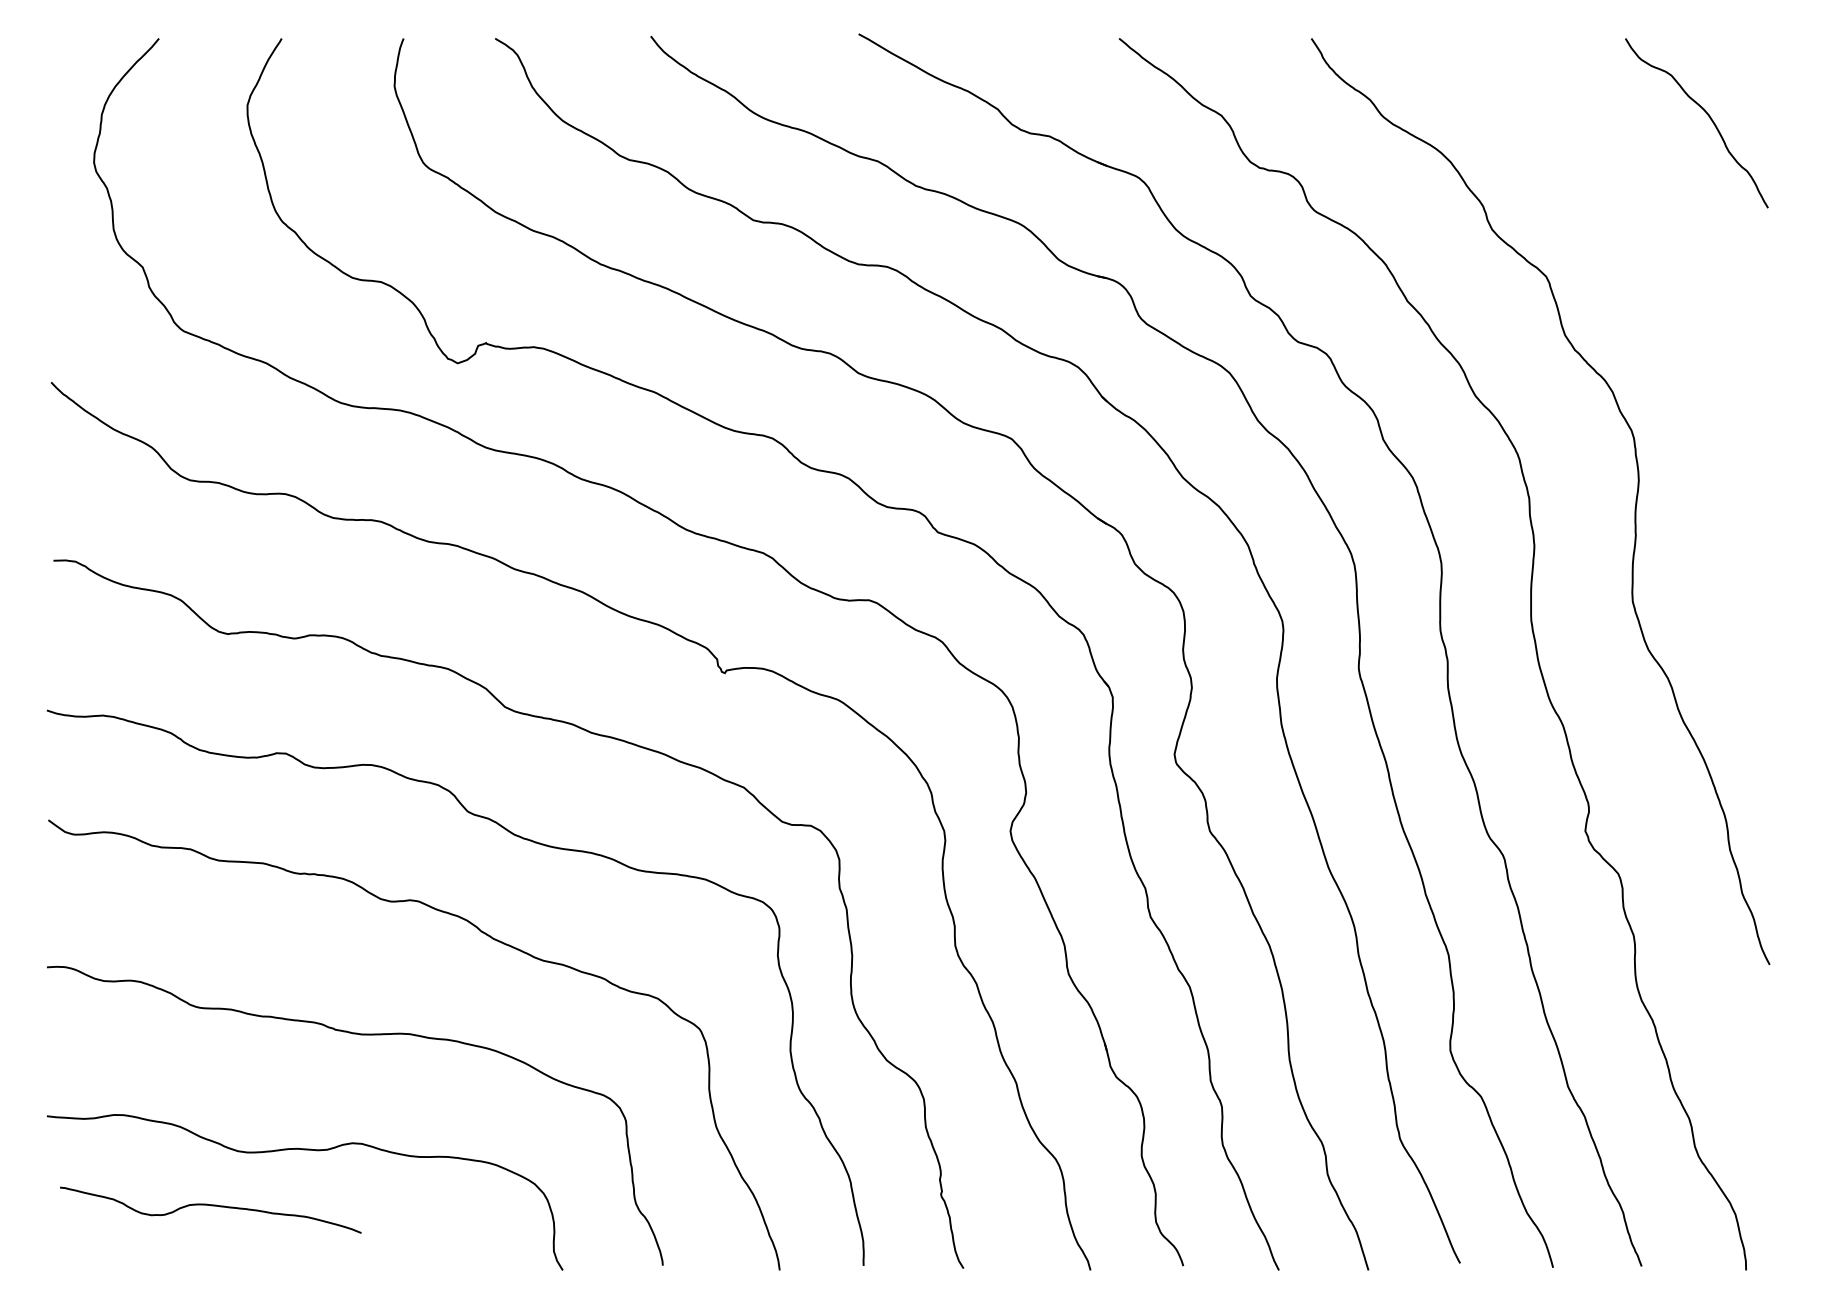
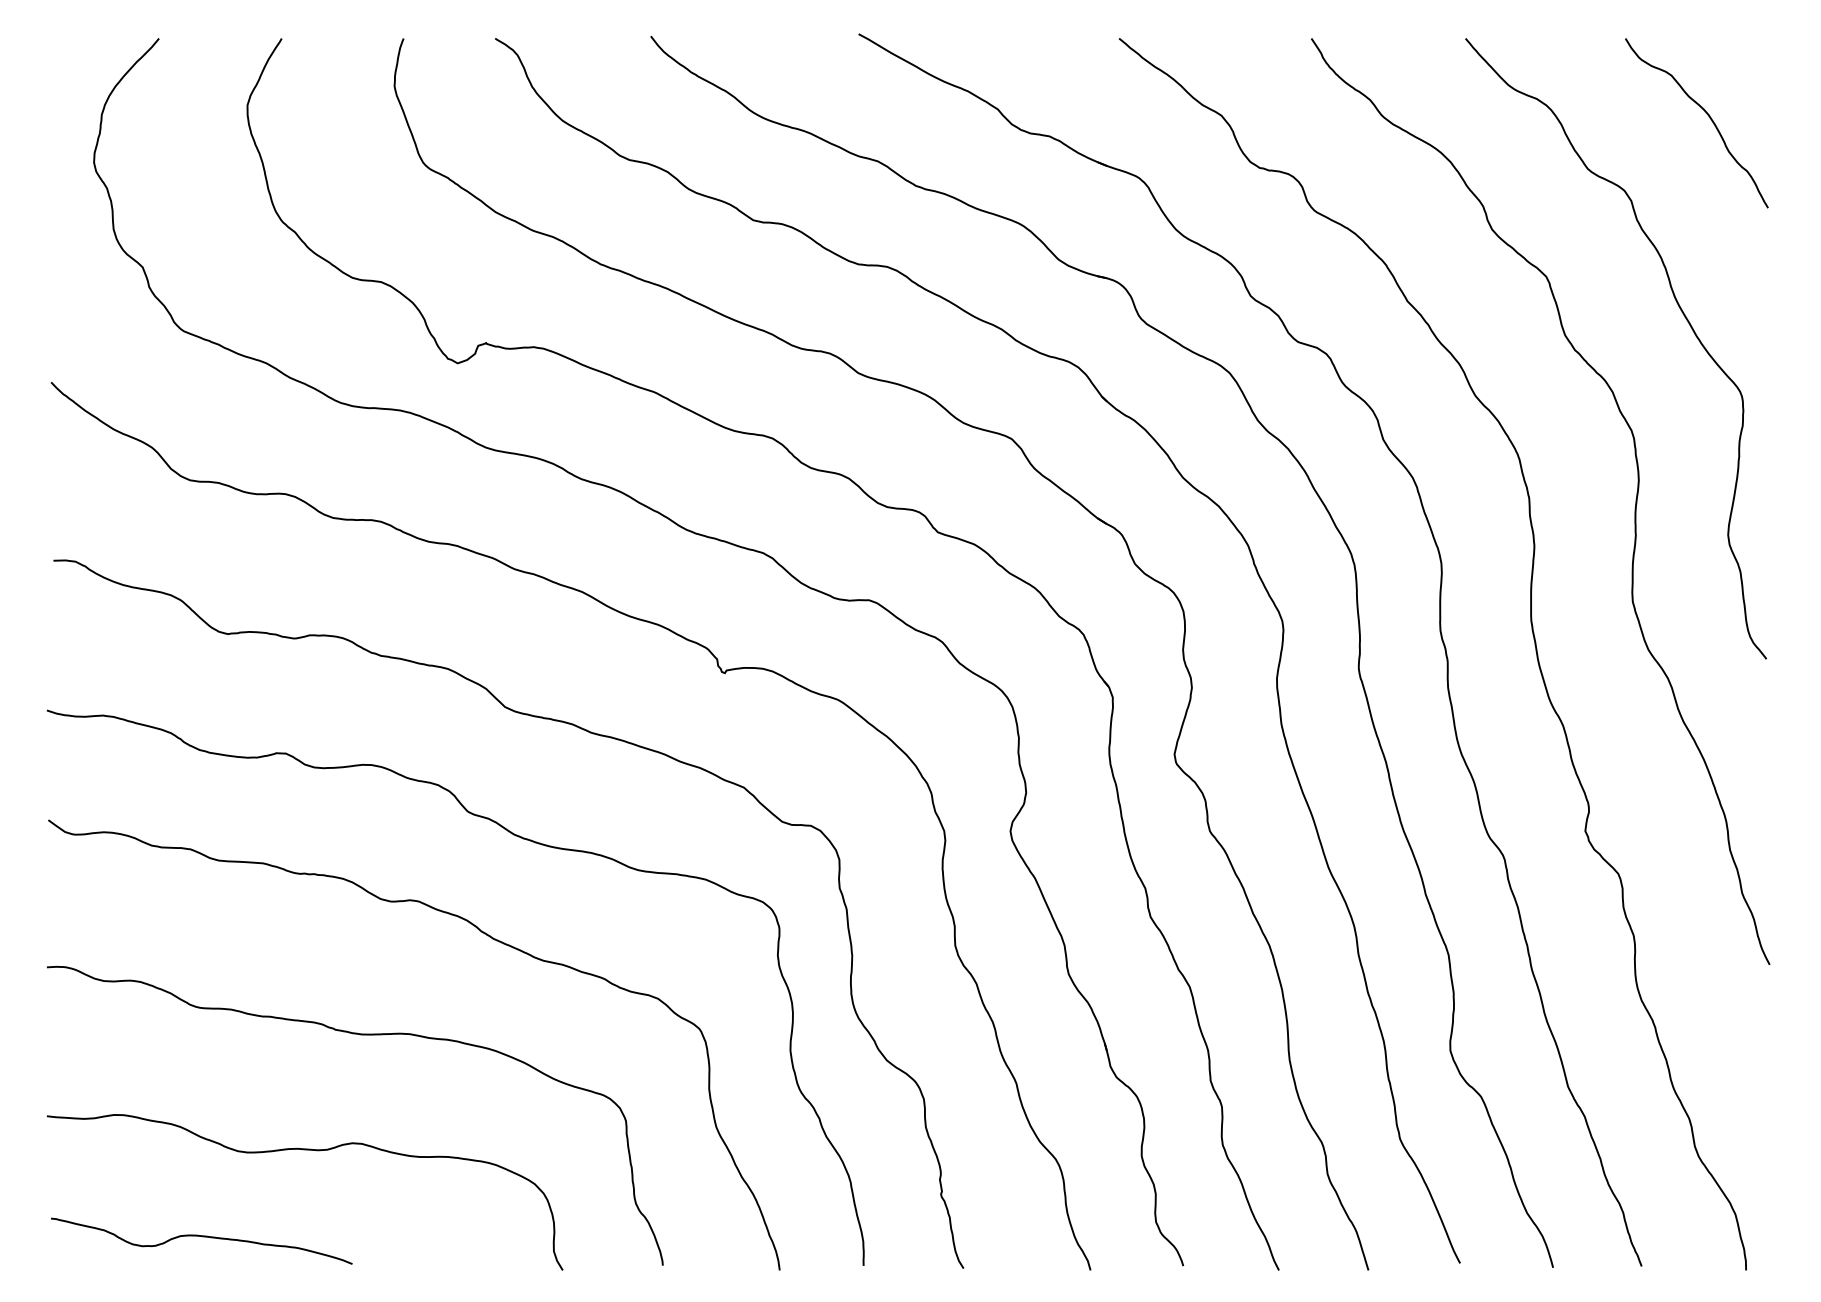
curve: none -> present (1681, 312)
curve position: (211, 1206) -> (202, 1237) (202, 1237)
